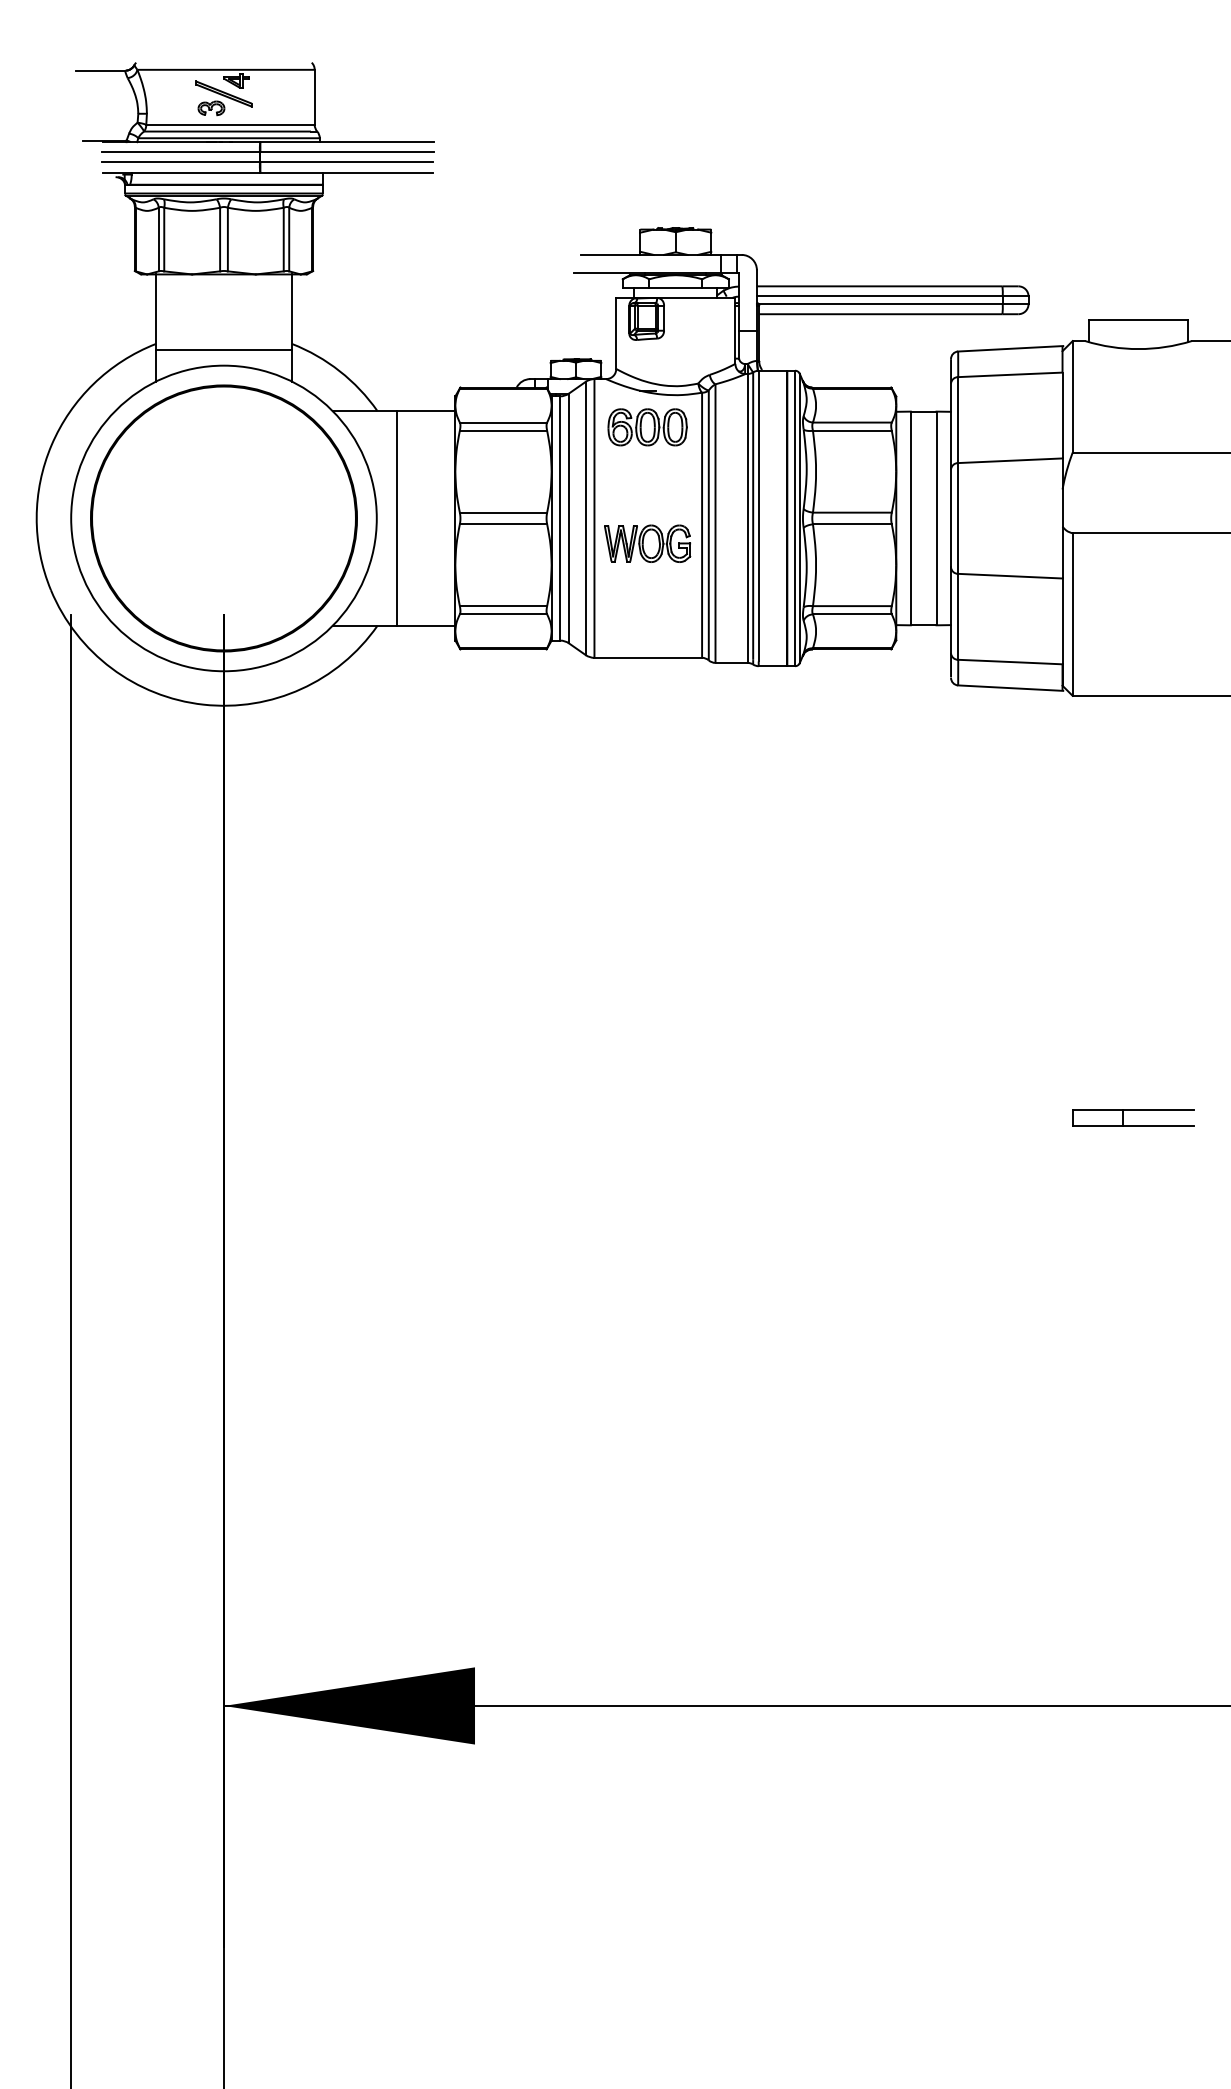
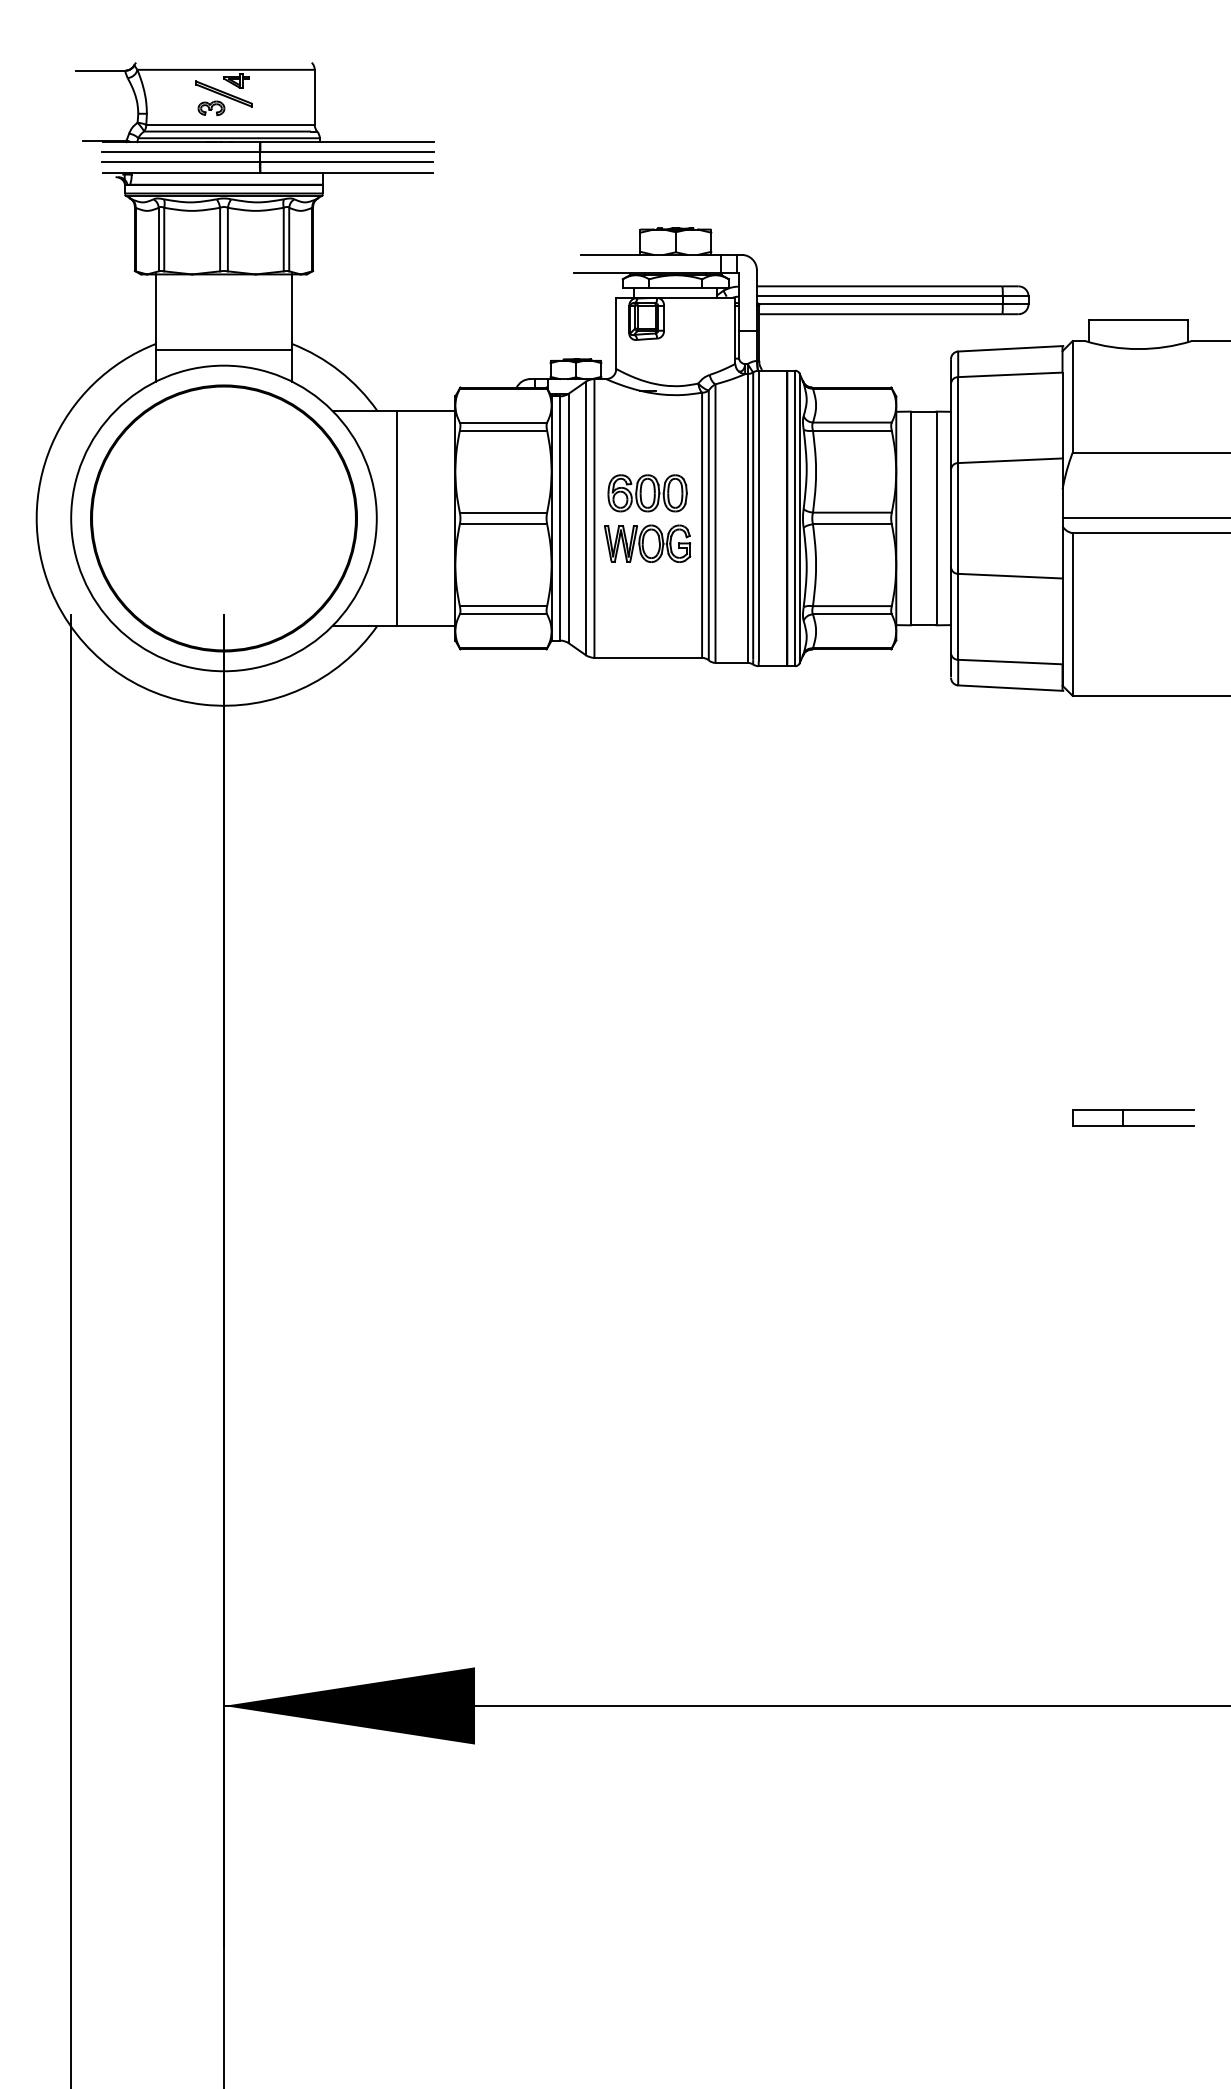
part position: (647, 427) -> (647, 493) (647, 493)
line: none -> present (1144, 518)
